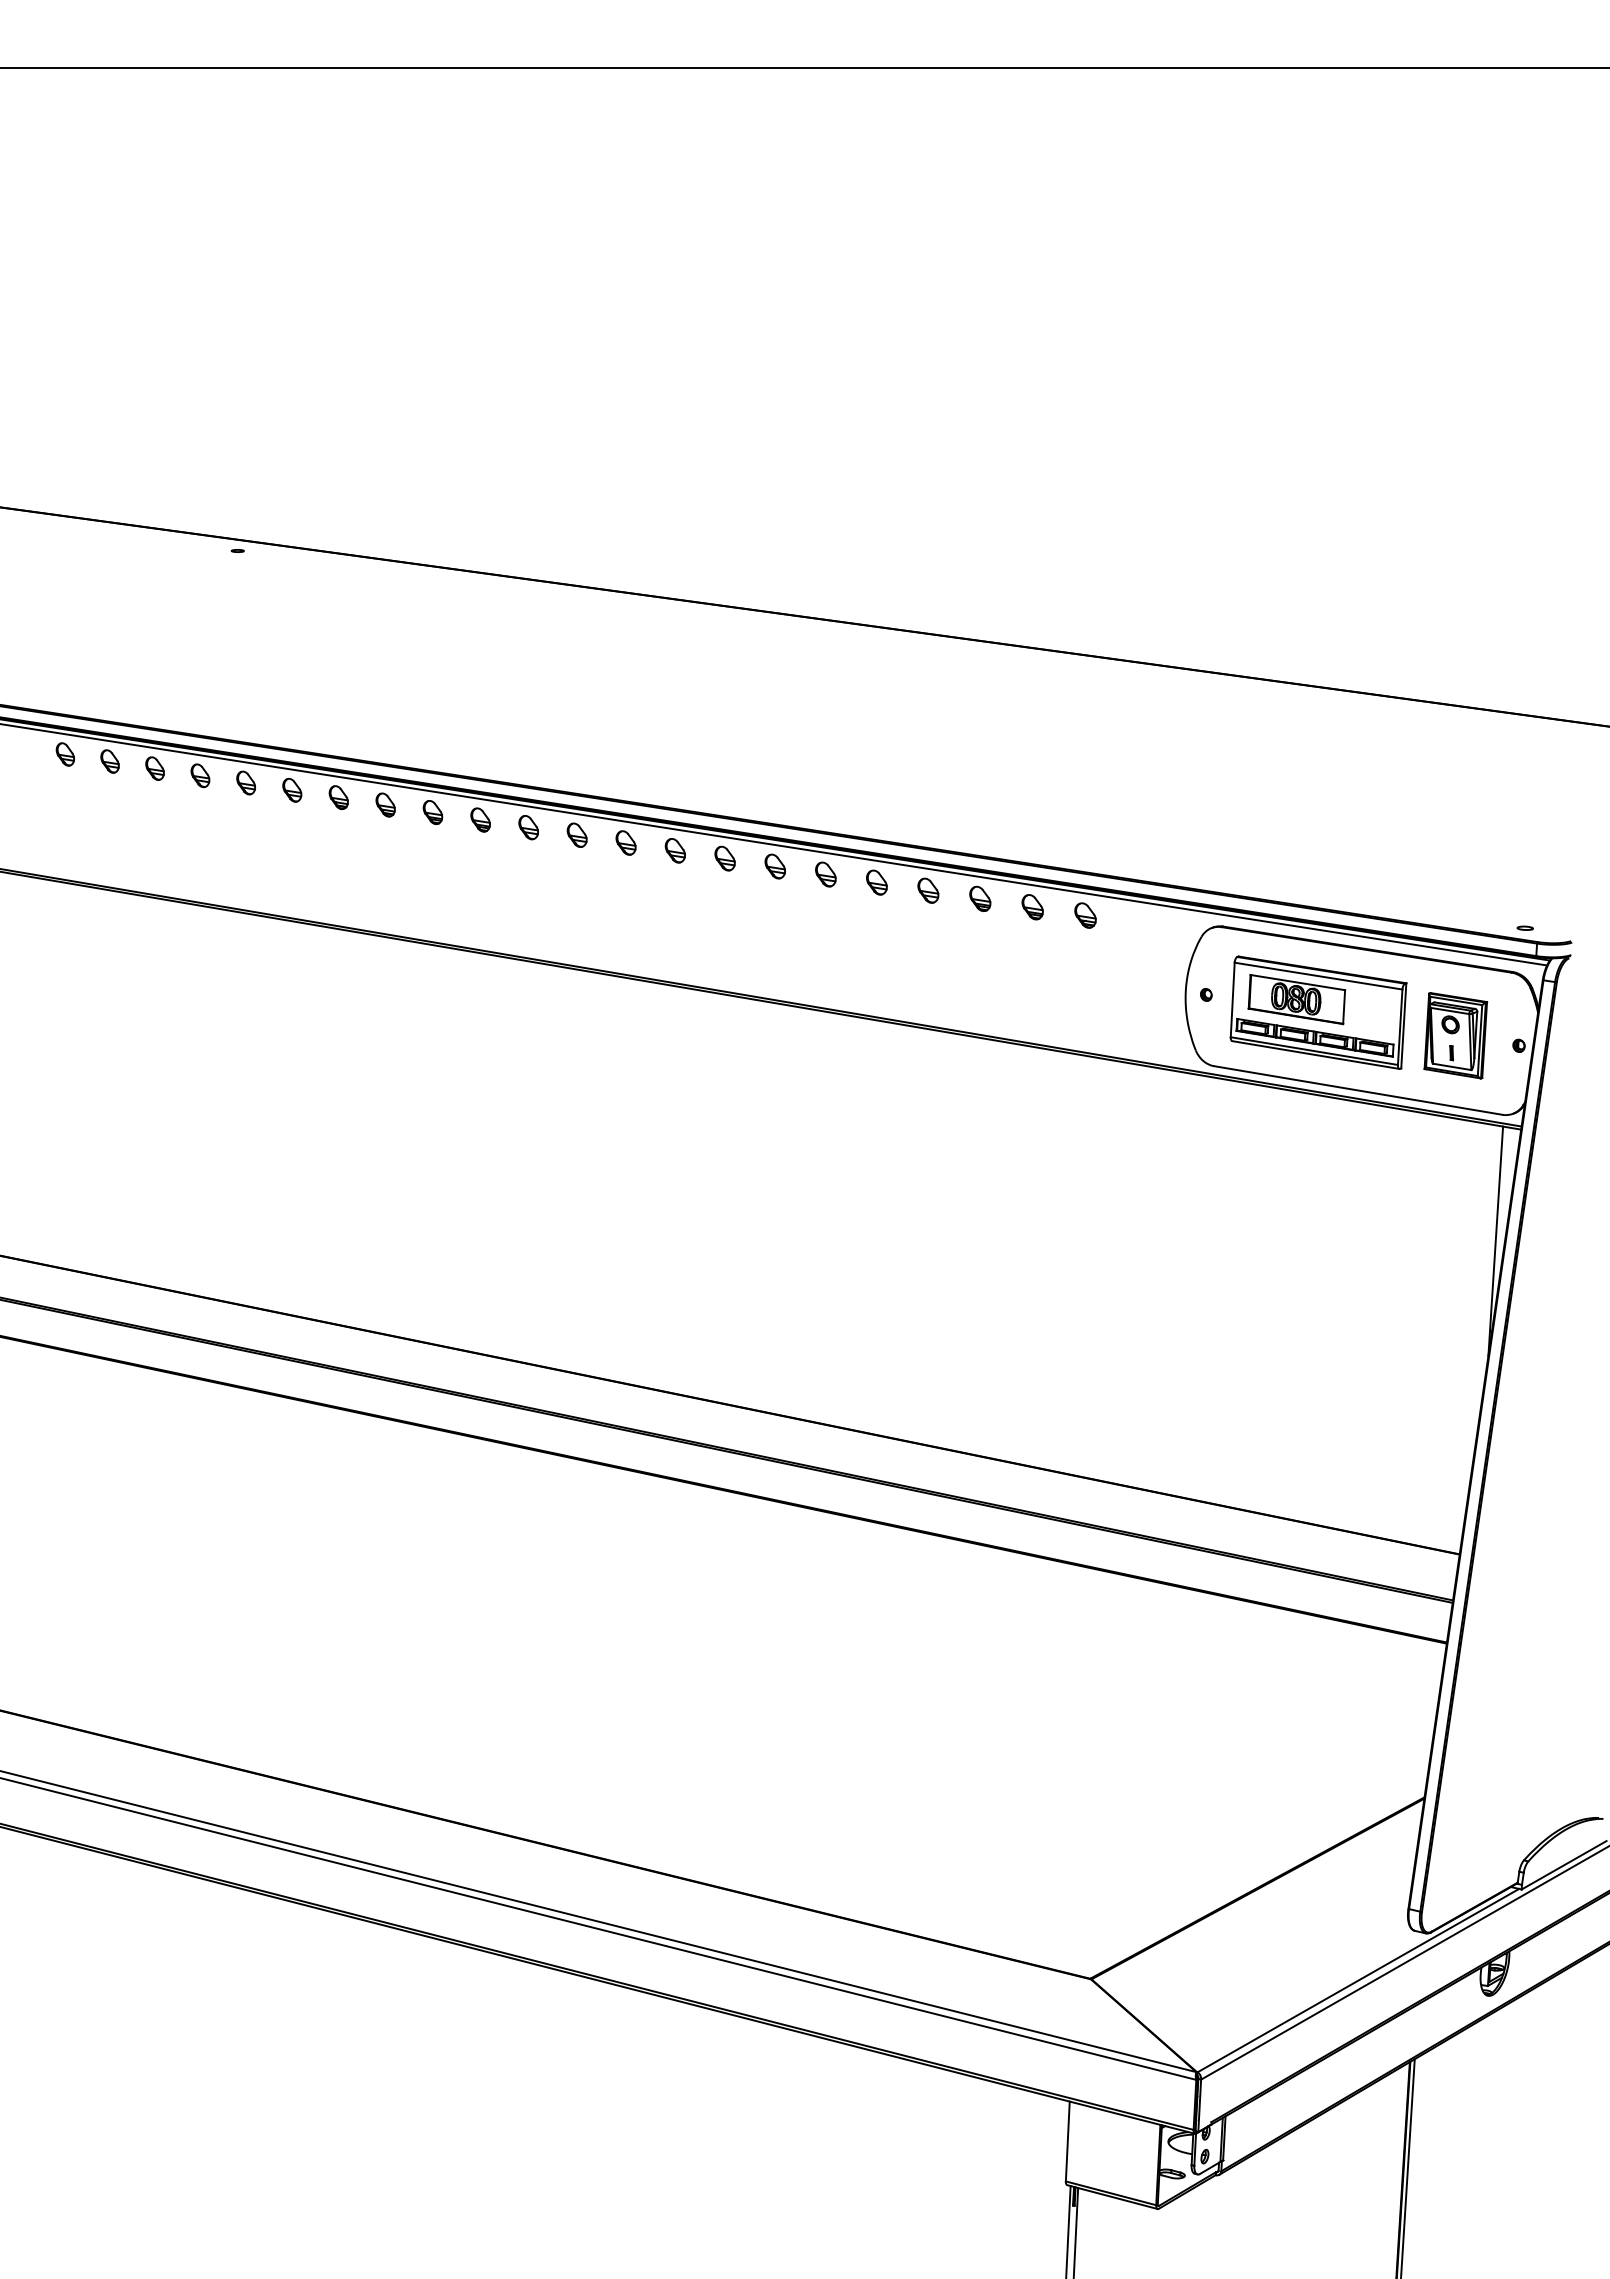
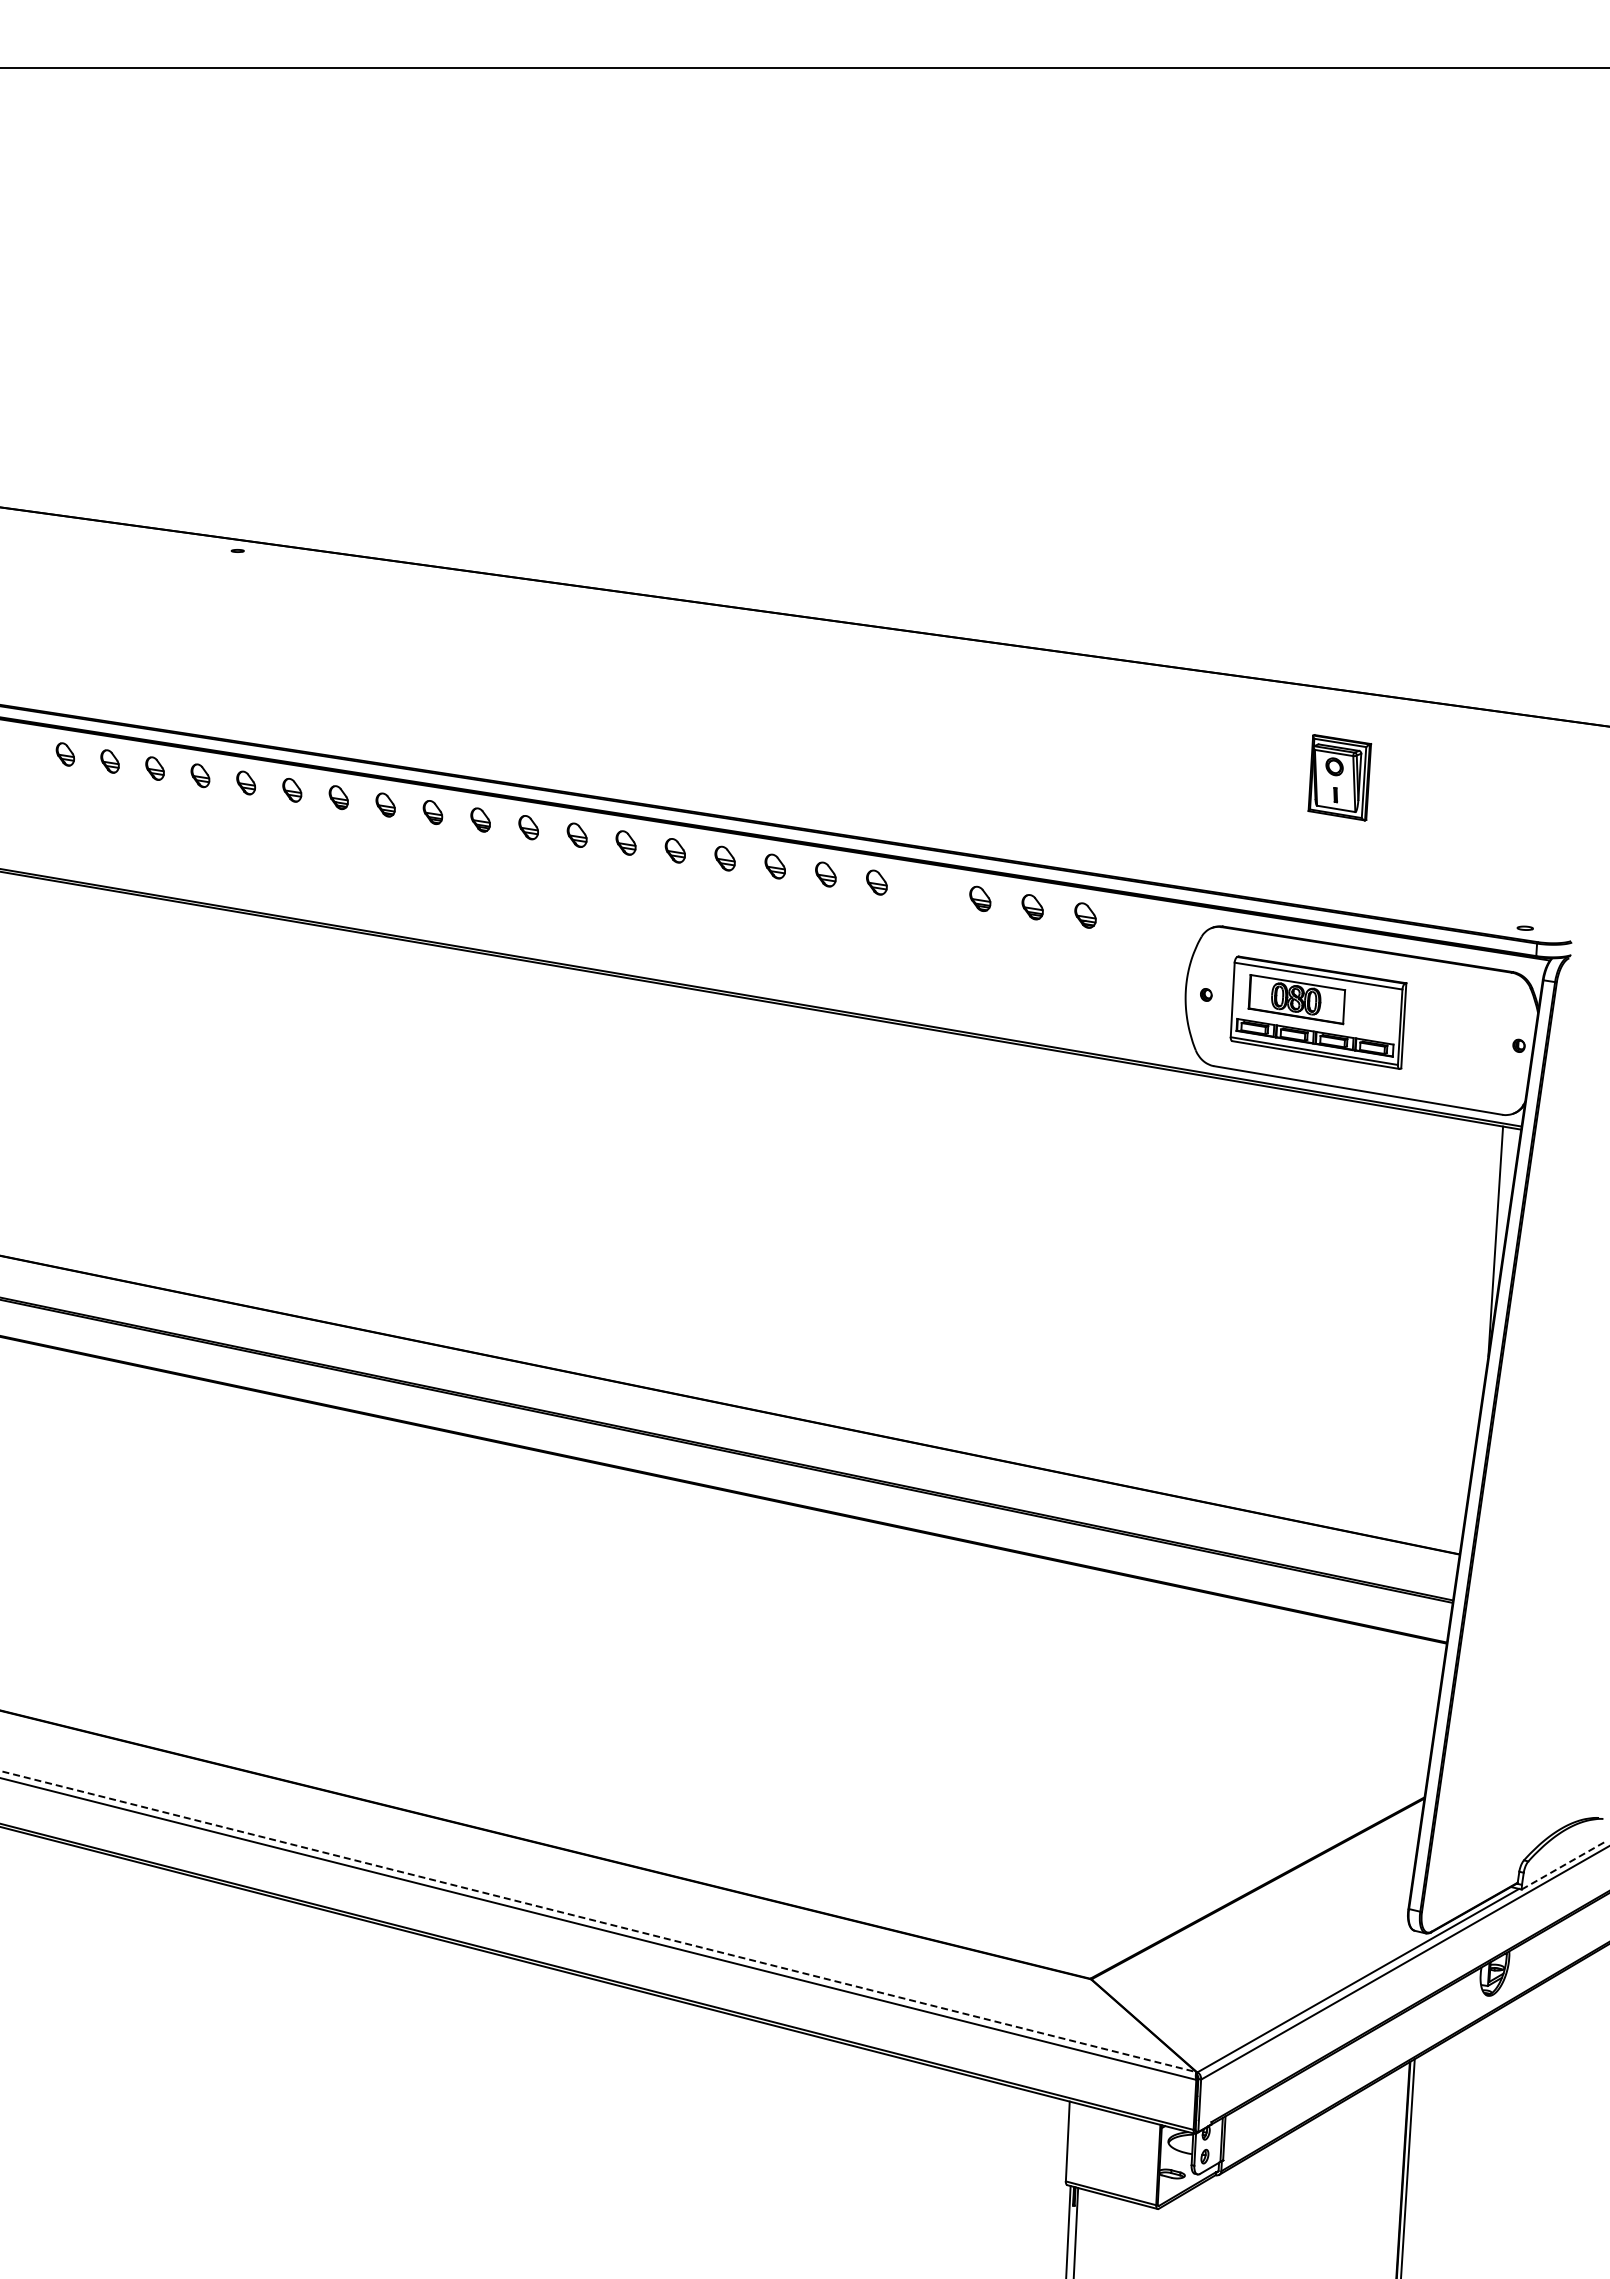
line: present -> none (774, 844)
part: present -> none (928, 890)
part position: (1455, 1035) -> (1339, 777) (1339, 777)
line: solid -> dashed (1564, 1865)
line: solid -> dashed (598, 1921)
